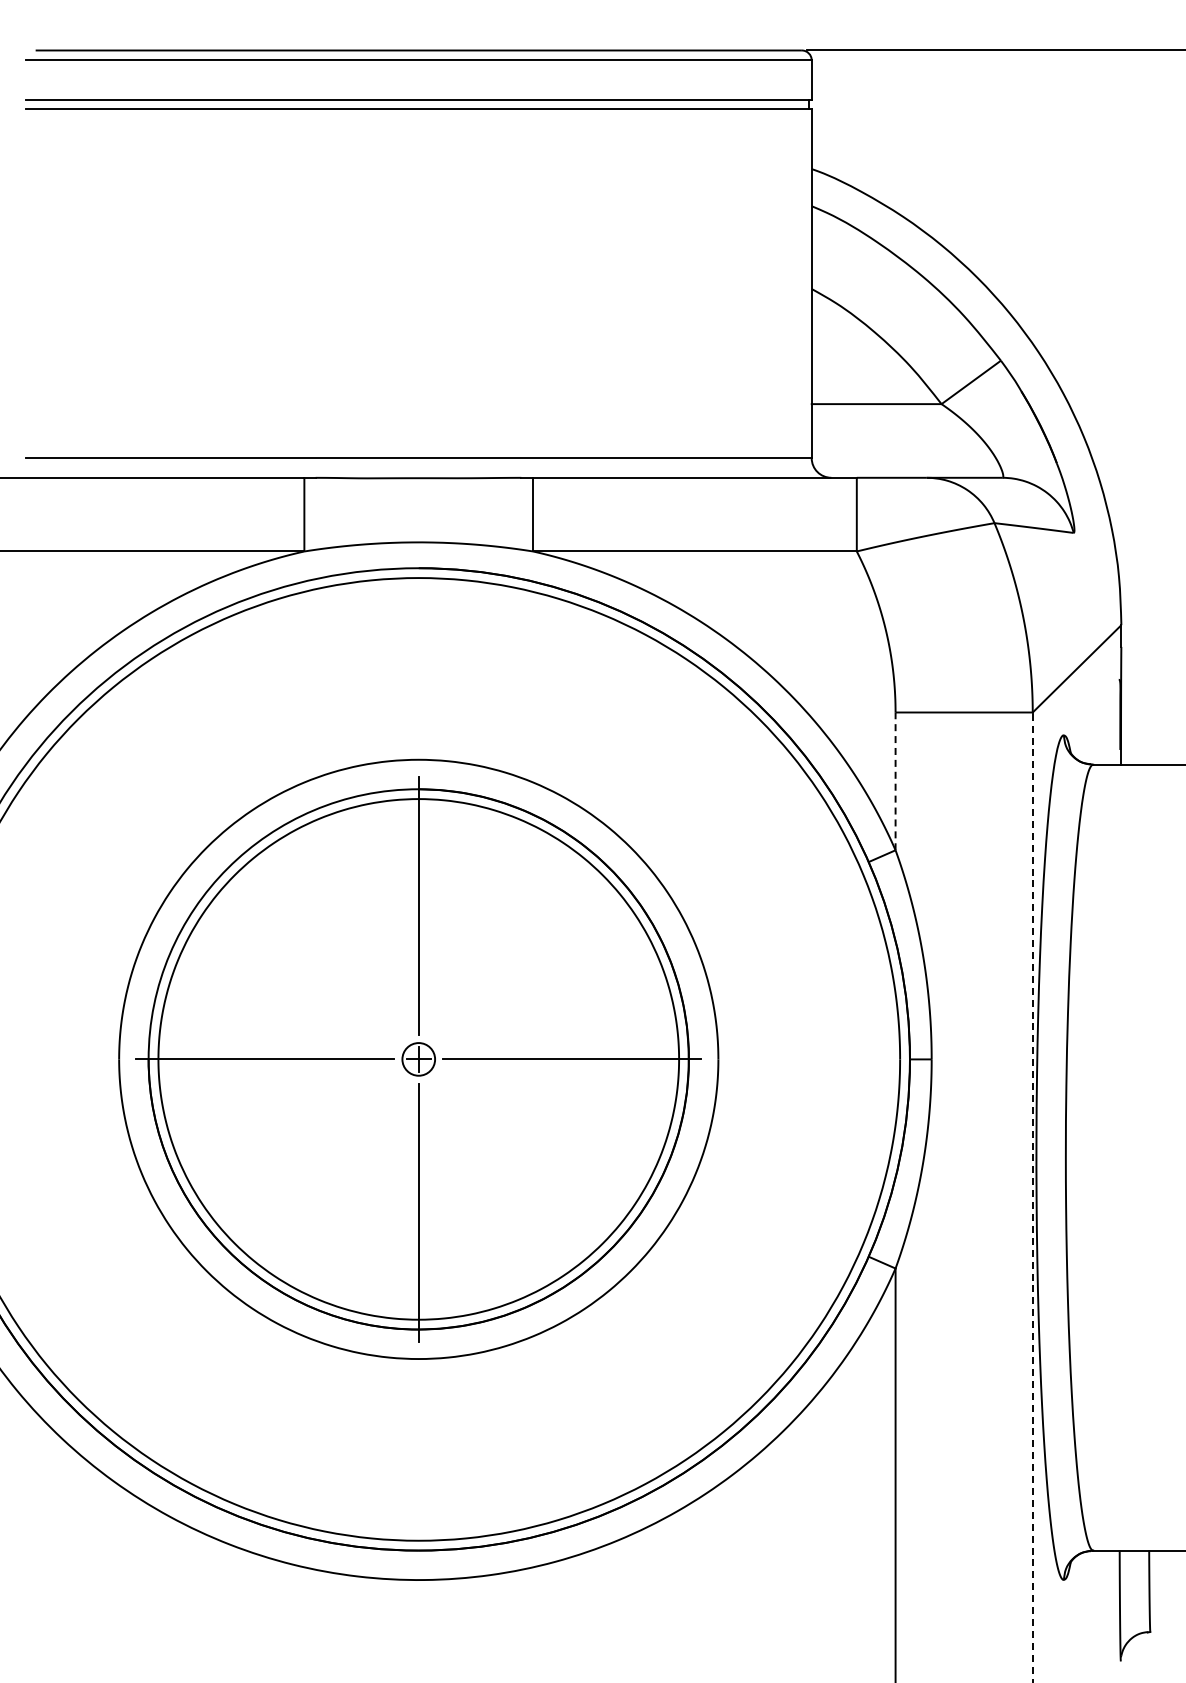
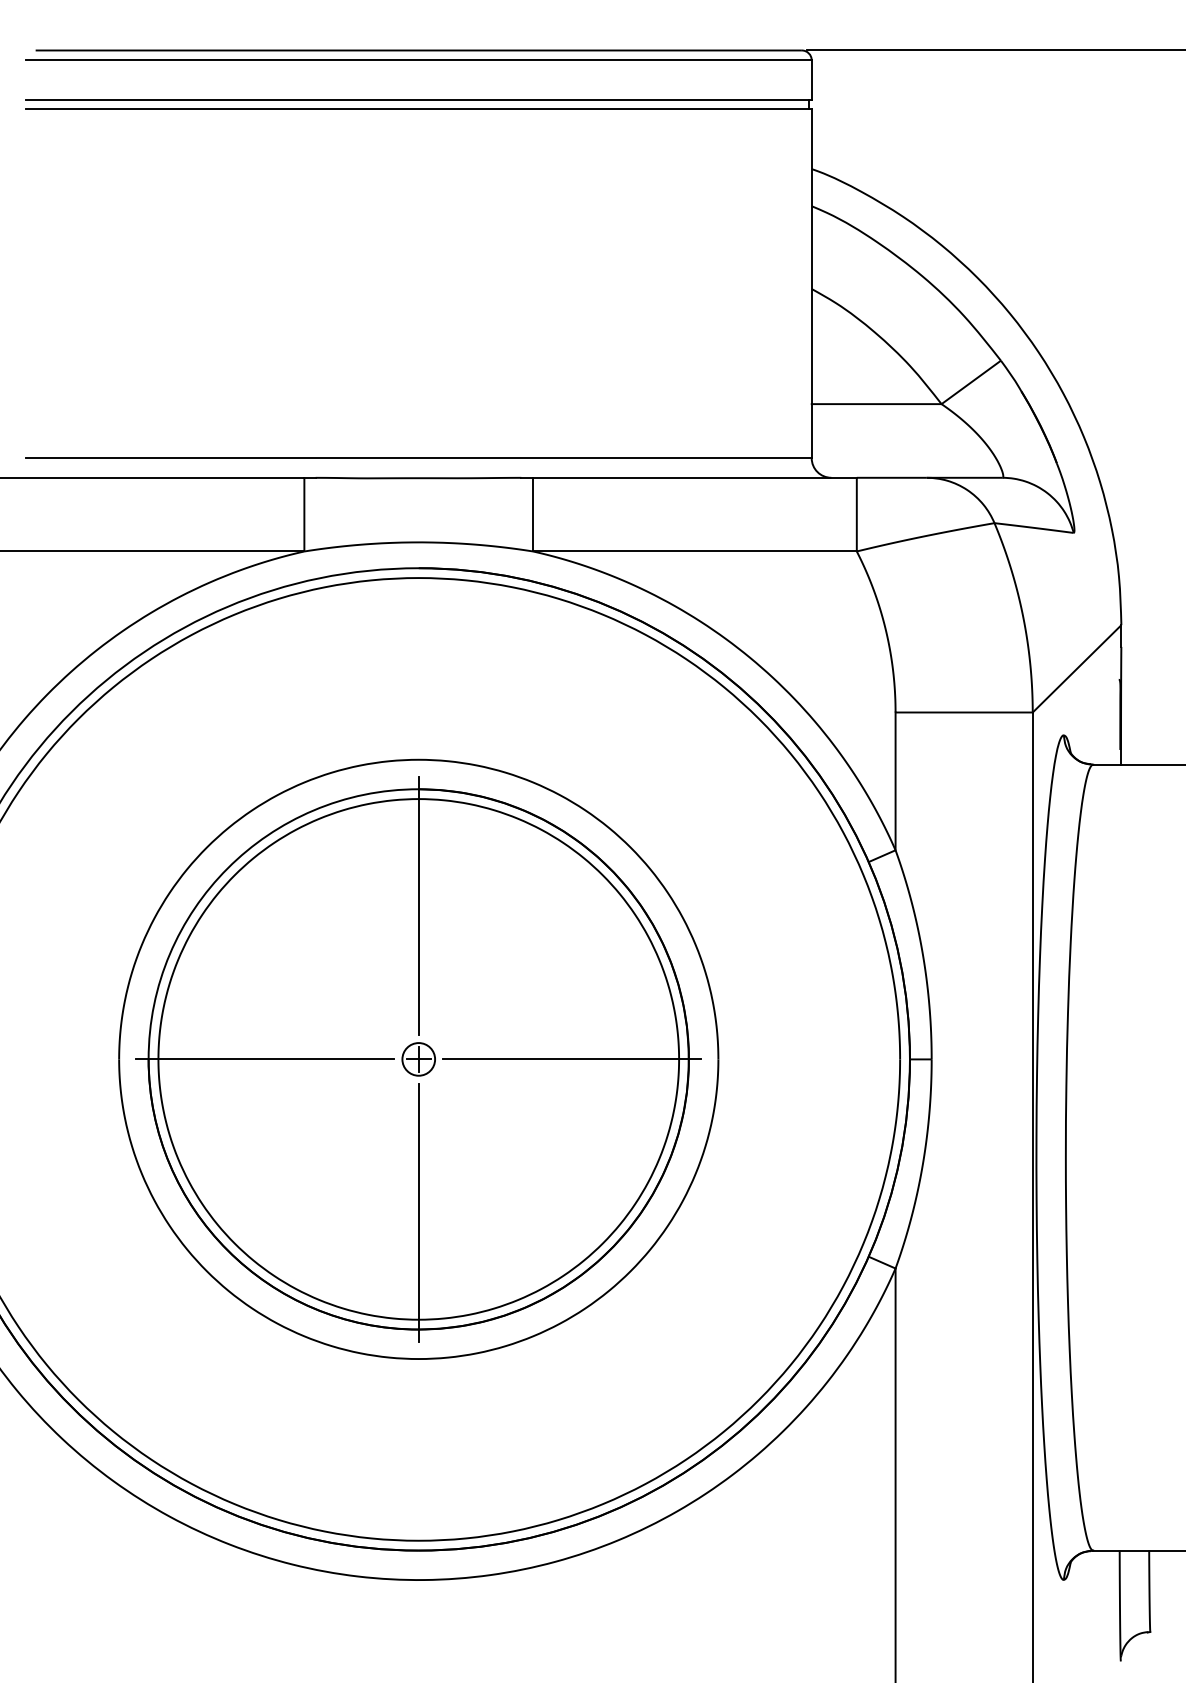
line: dashed -> solid (895, 781)
line: dashed -> solid (1032, 1197)
